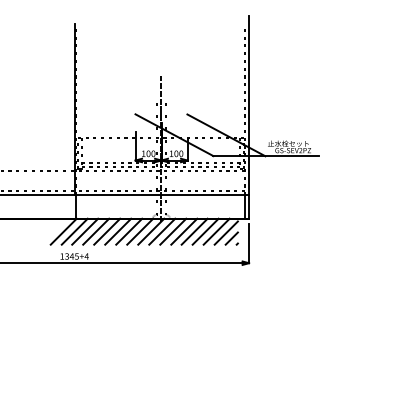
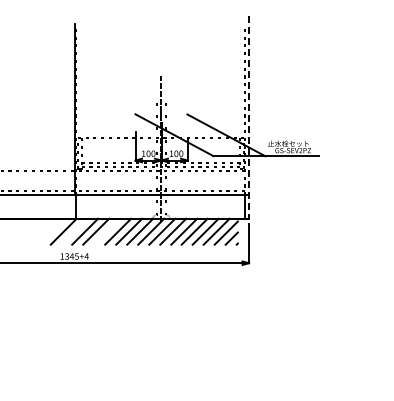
line: solid -> dashed (249, 118)
line: present -> none (74, 231)
line: present -> none (107, 231)
